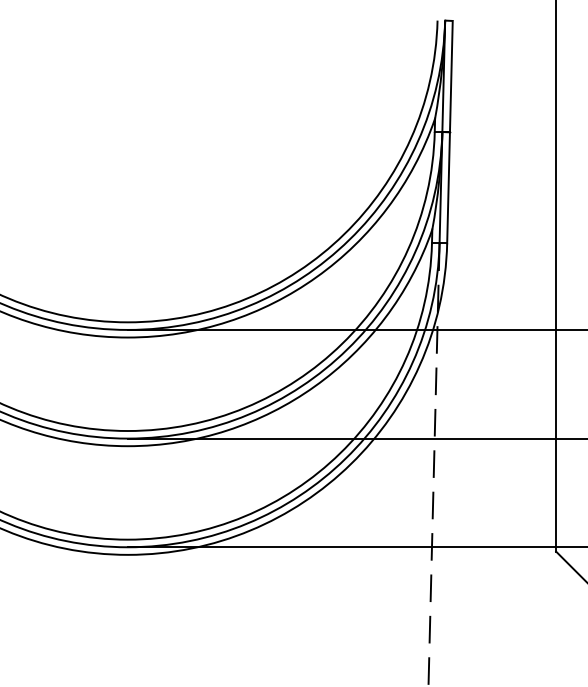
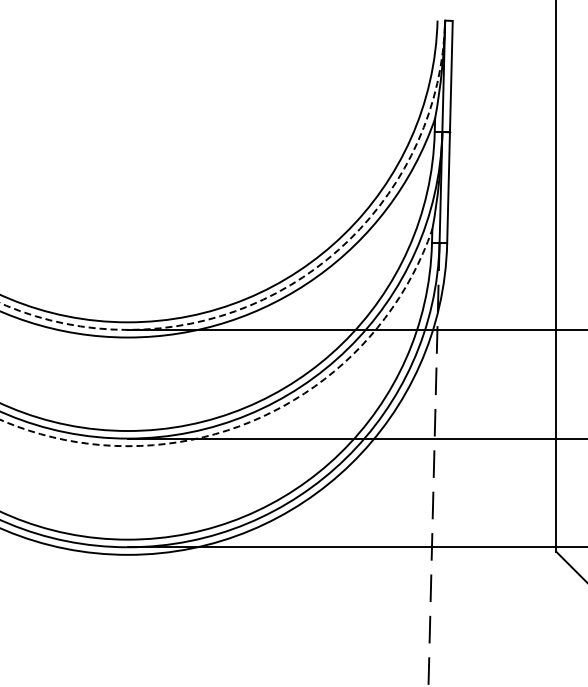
arc: solid -> dashed (298, 280)
arc: solid -> dashed (259, 418)
